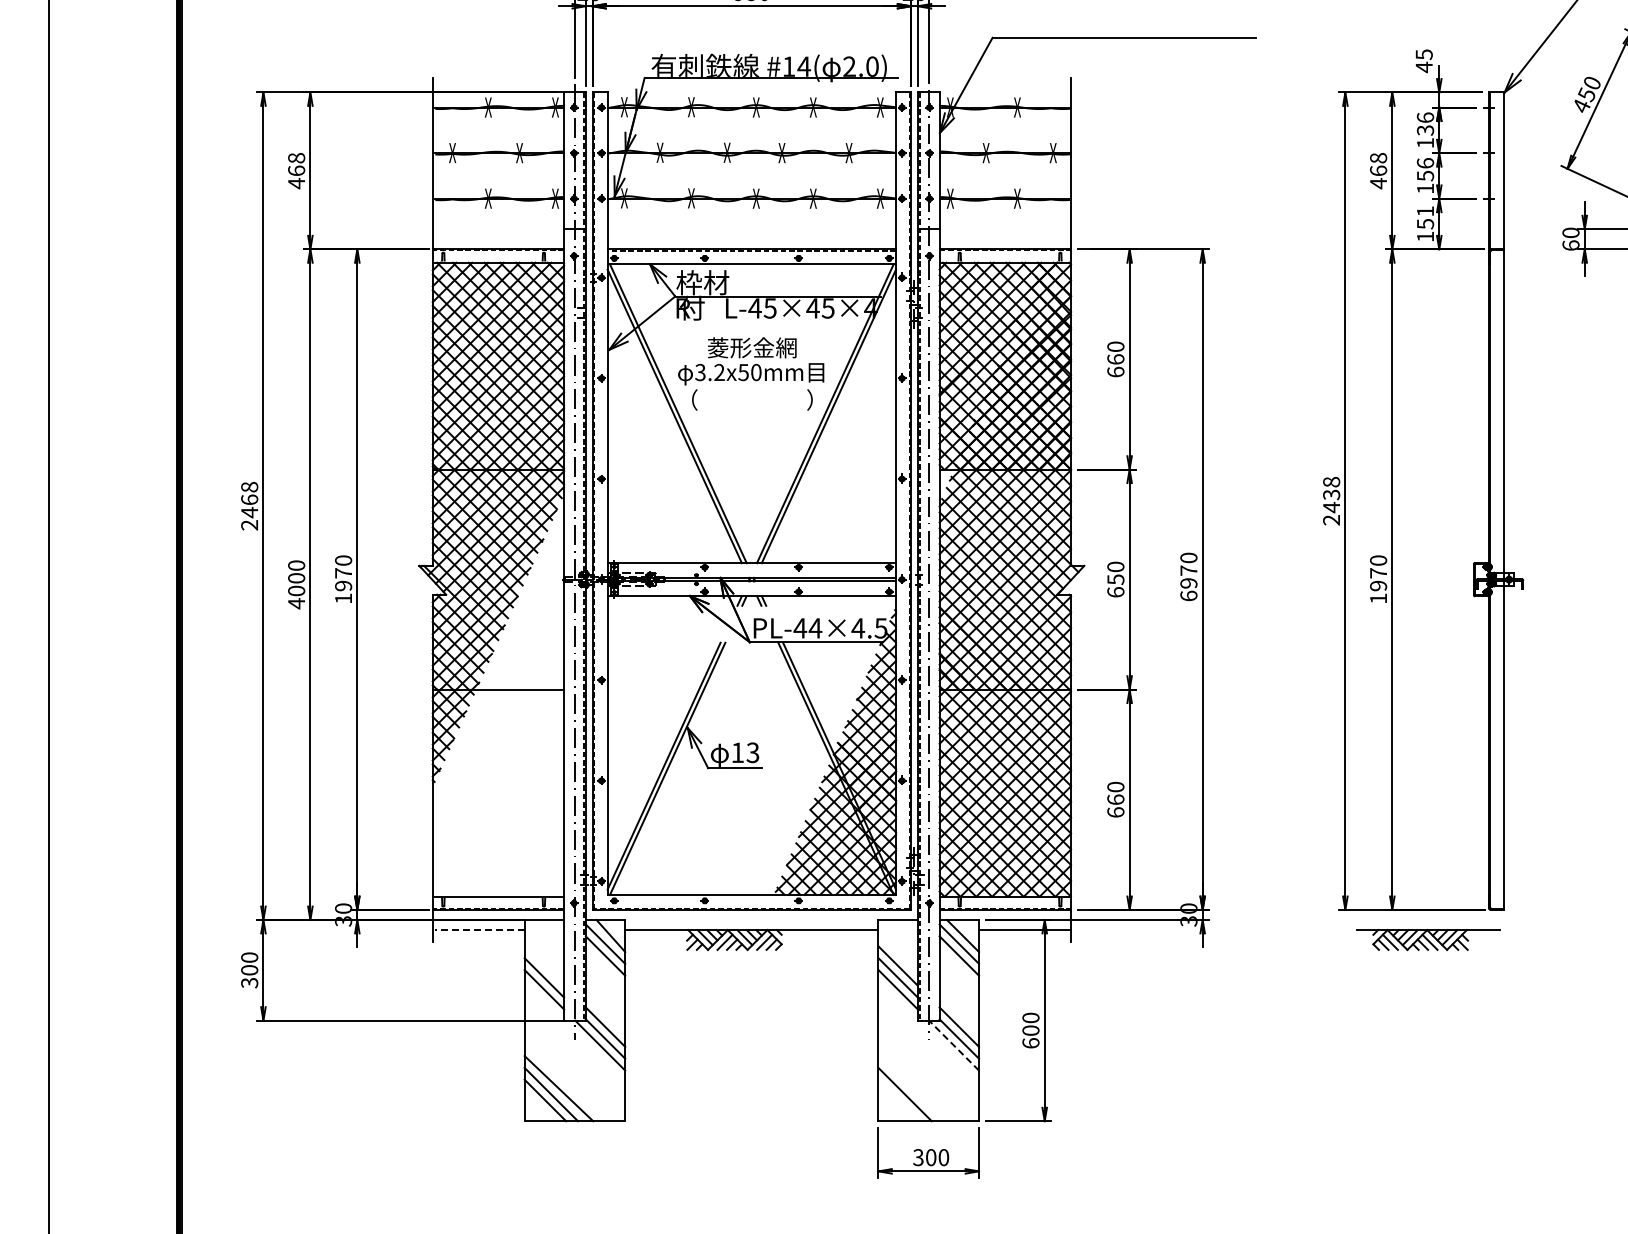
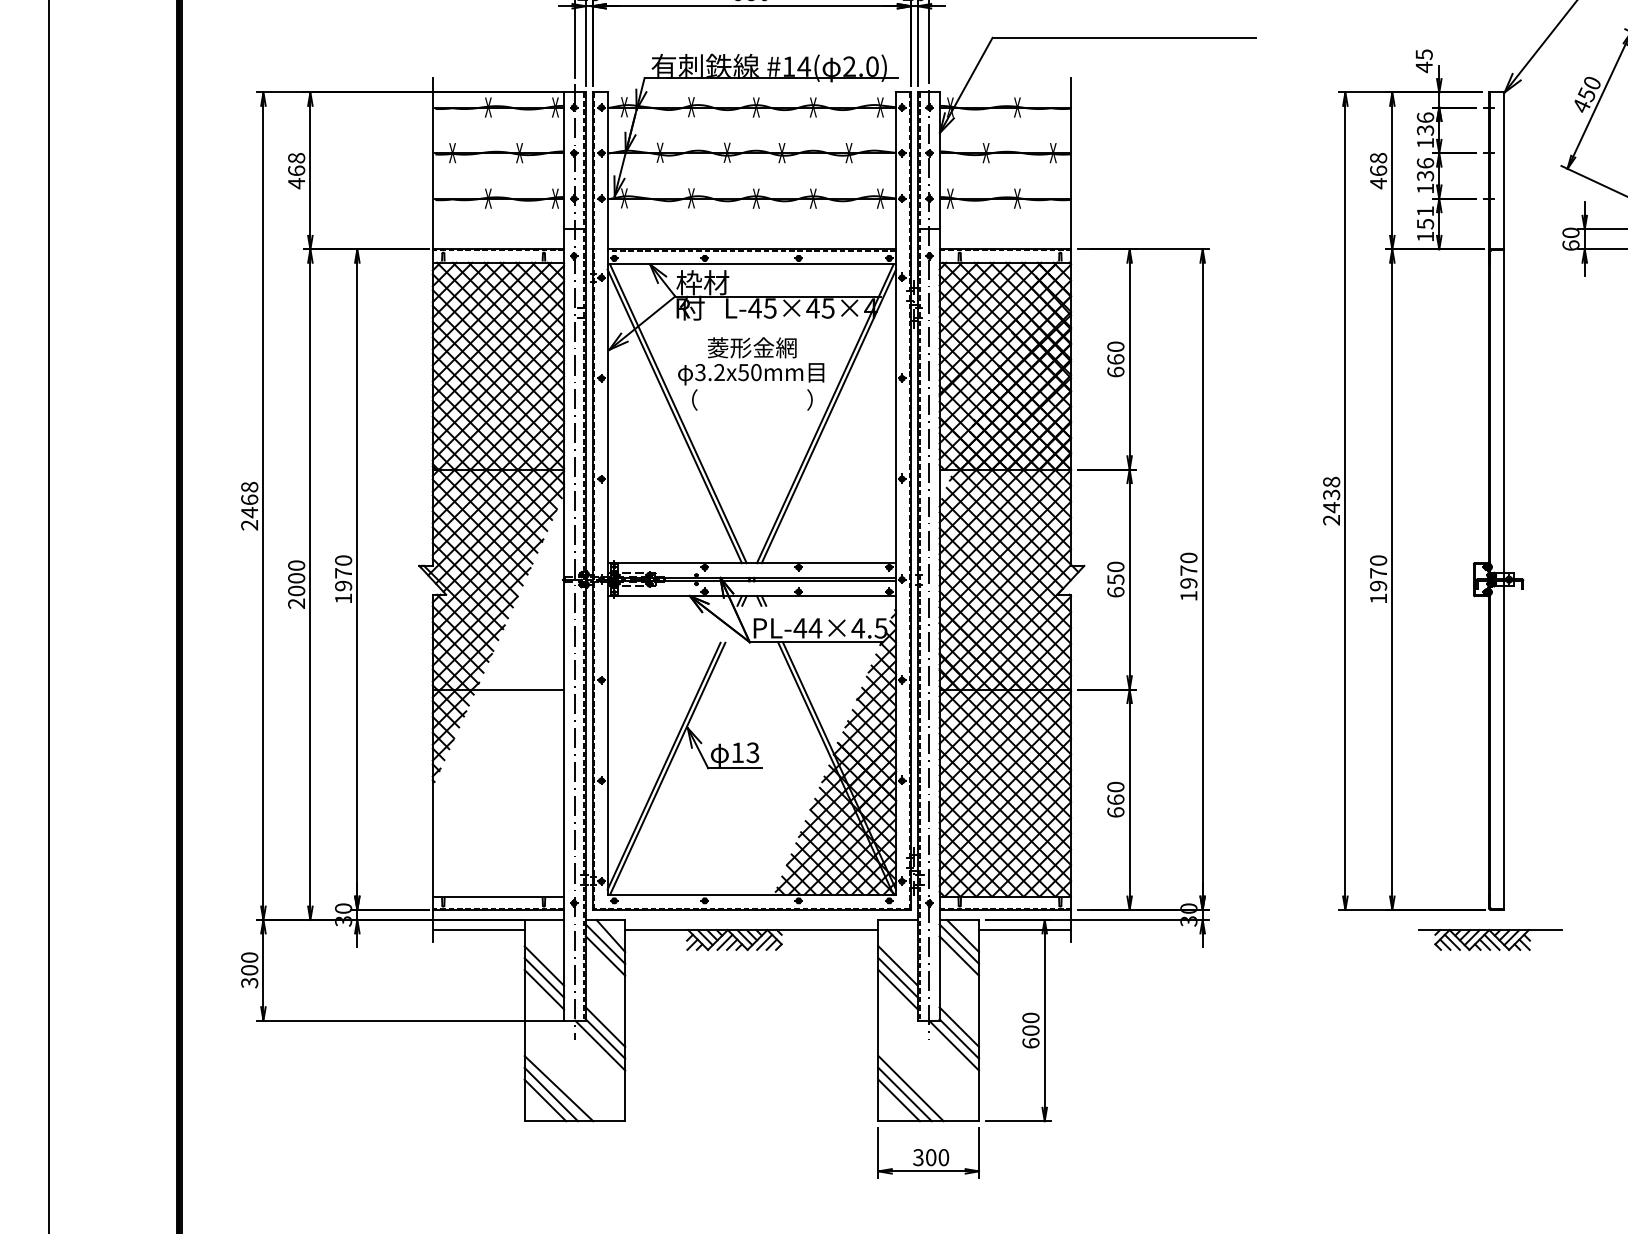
text: 156 -> 136 (1424, 175)
text: 6970 -> 1970 (1188, 595)
text: 4000 -> 2000 (296, 603)
line: dashed -> solid (480, 930)
part position: (1428, 939) -> (1490, 939) (1490, 939)
line: none -> present (544, 965)
line: dashed -> solid (953, 1045)
line: none -> present (910, 1088)
line: none -> present (898, 1100)
